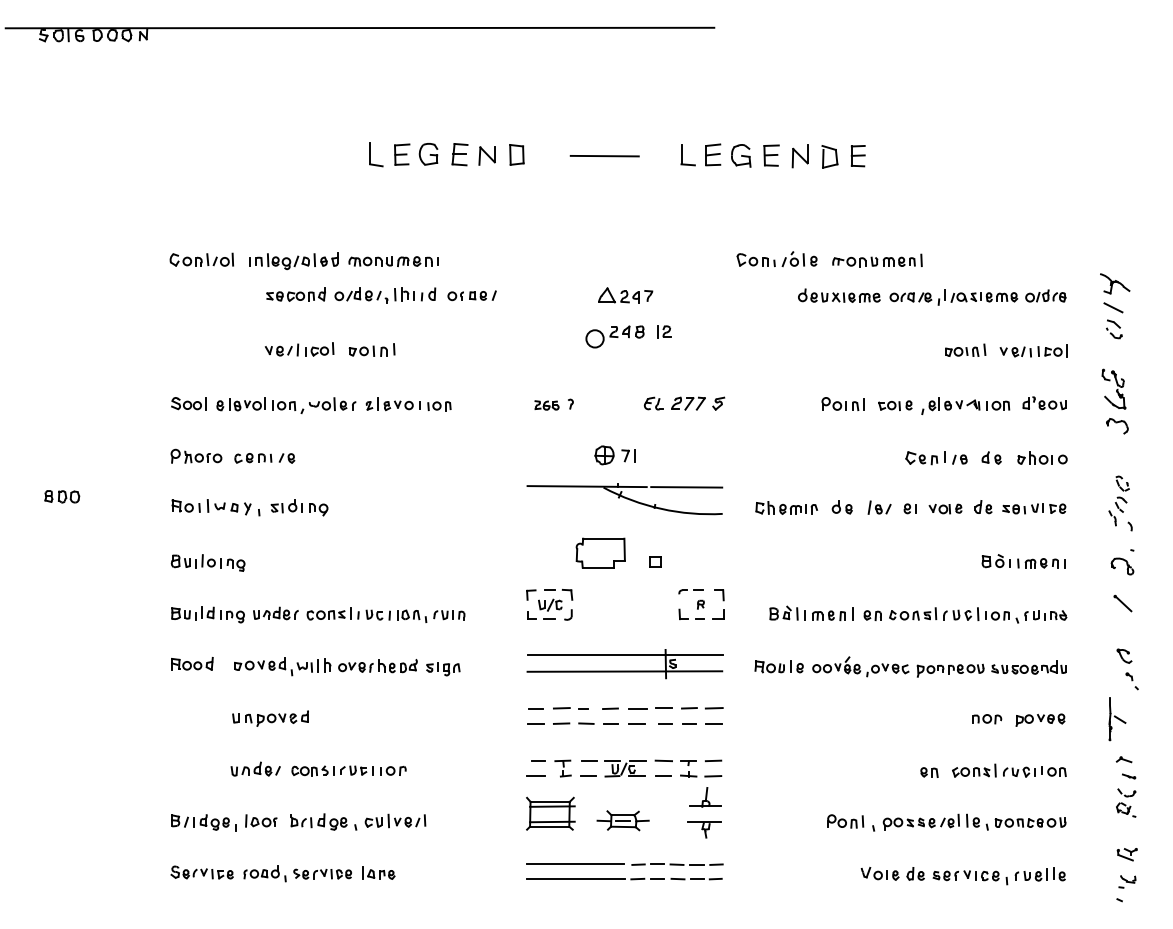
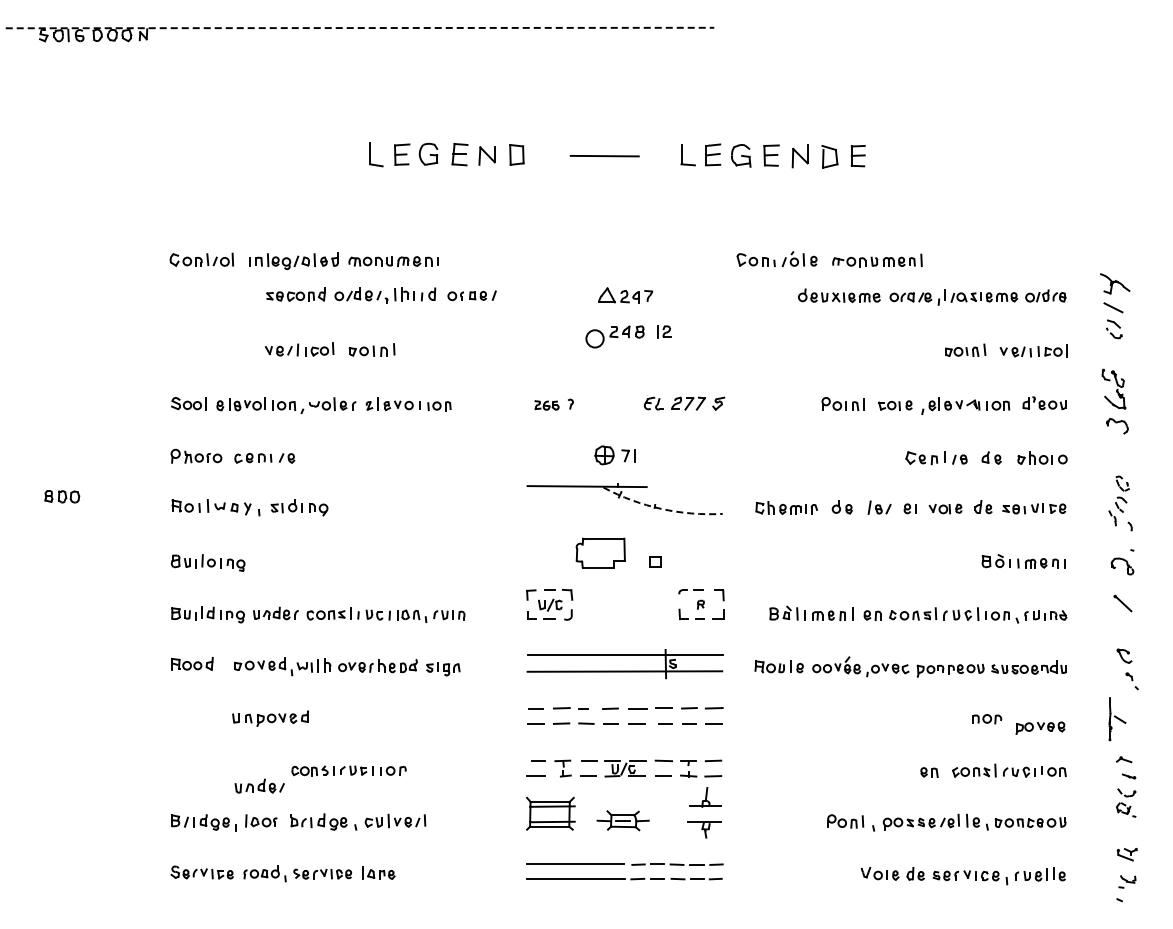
line: solid -> dashed (360, 28)
line: present -> none (686, 487)
arc: solid -> dashed (661, 508)
part position: (1040, 719) -> (1040, 727) (1040, 727)
part position: (255, 768) -> (259, 785) (259, 785)
